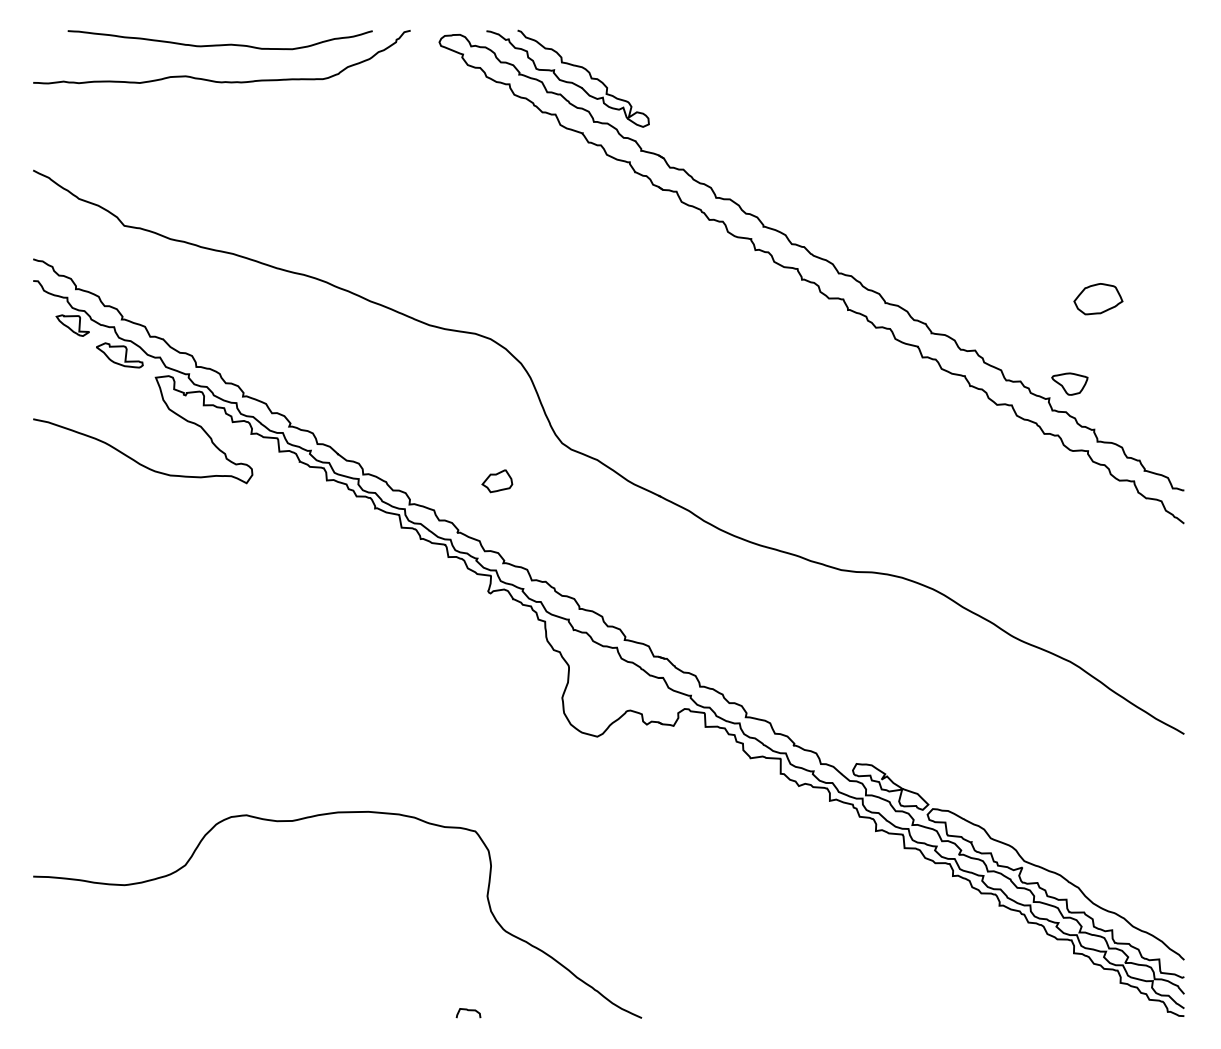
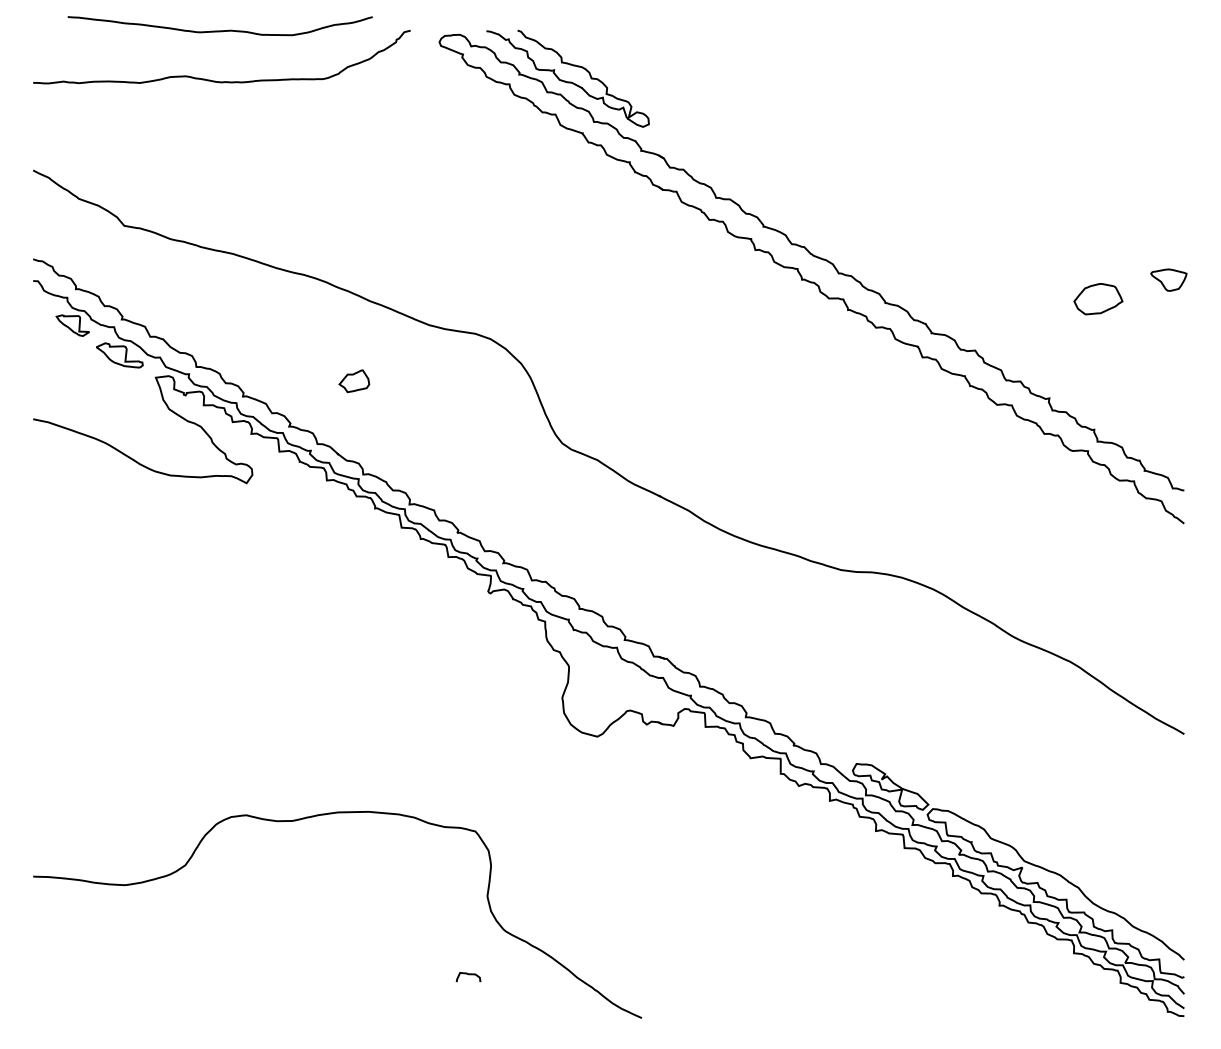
curve position: (219, 44) -> (219, 30) (219, 30)
part position: (1069, 383) -> (1168, 279) (1168, 279)
part position: (497, 481) -> (354, 381) (354, 381)
curve position: (468, 1011) -> (468, 975) (468, 975)
